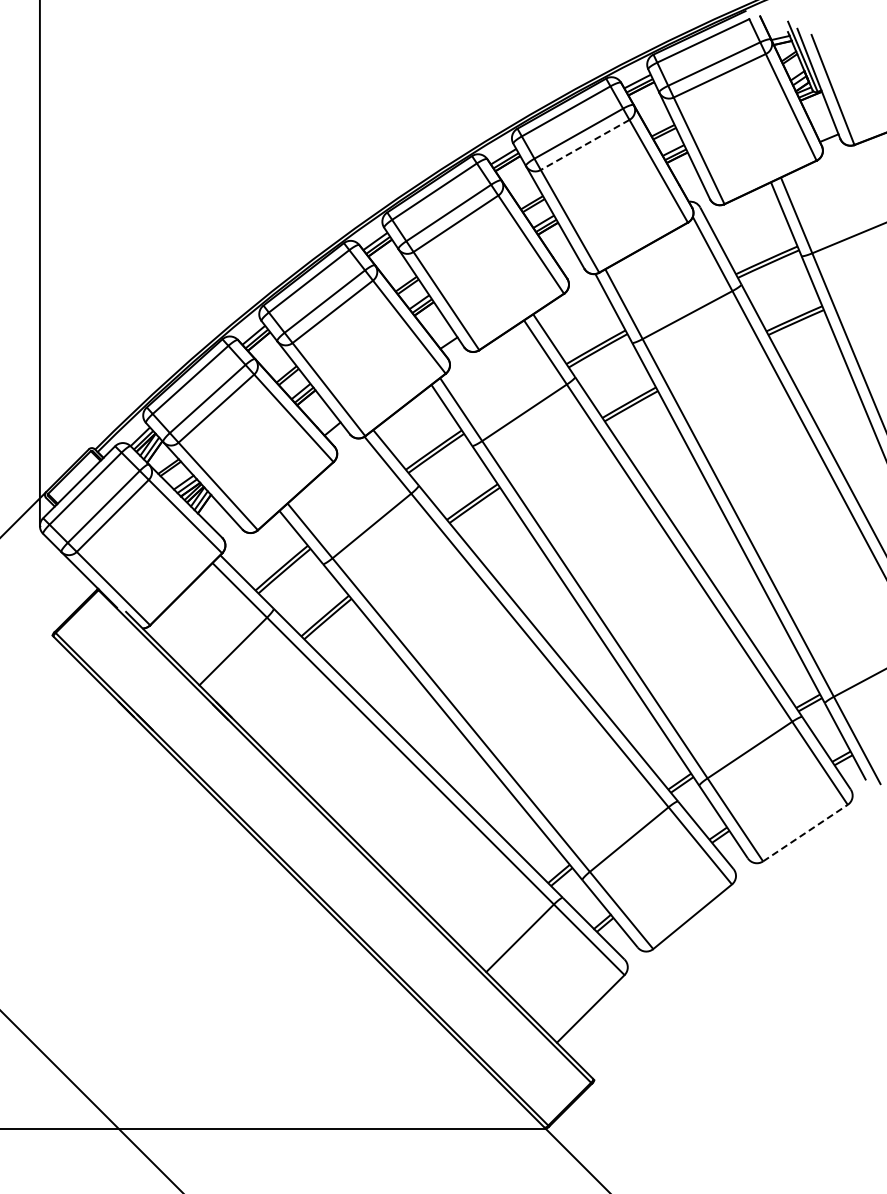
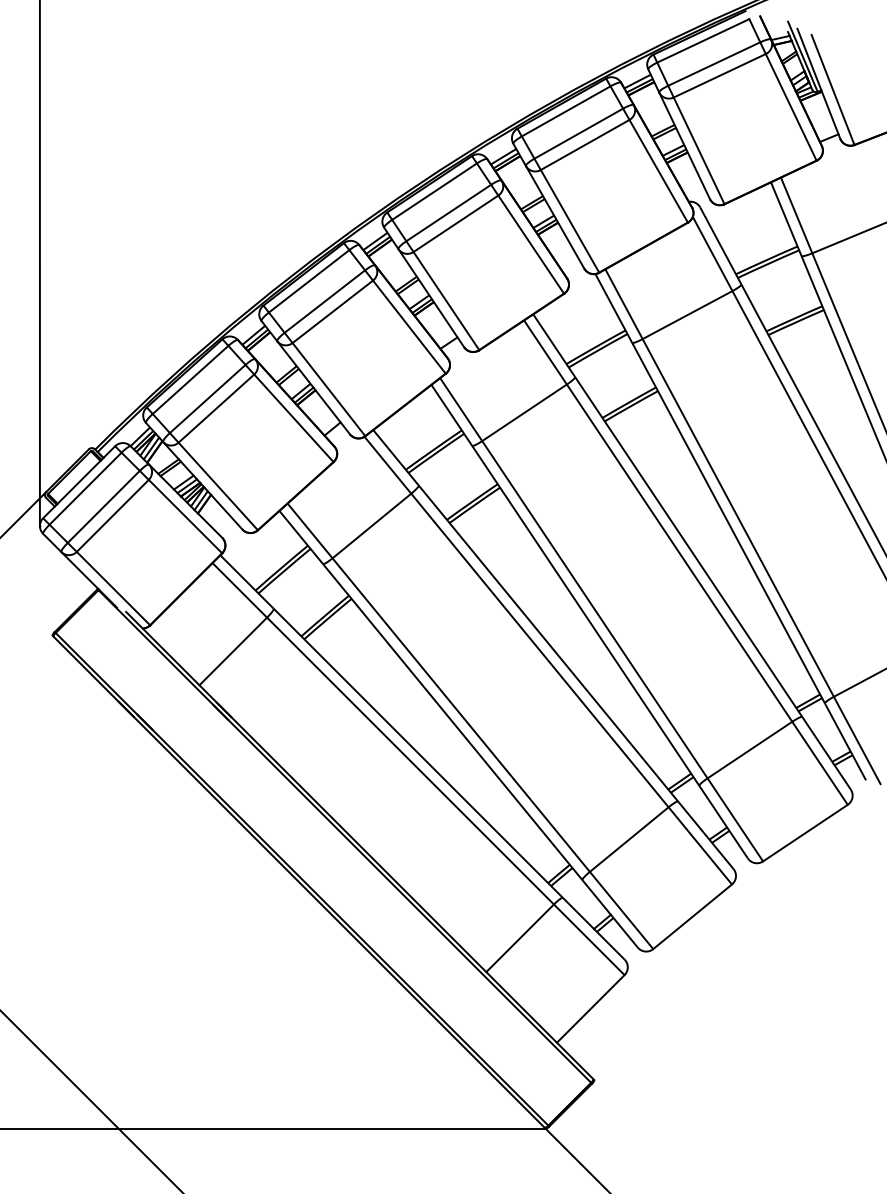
line: dashed -> solid (585, 144)
line: dashed -> solid (805, 833)
